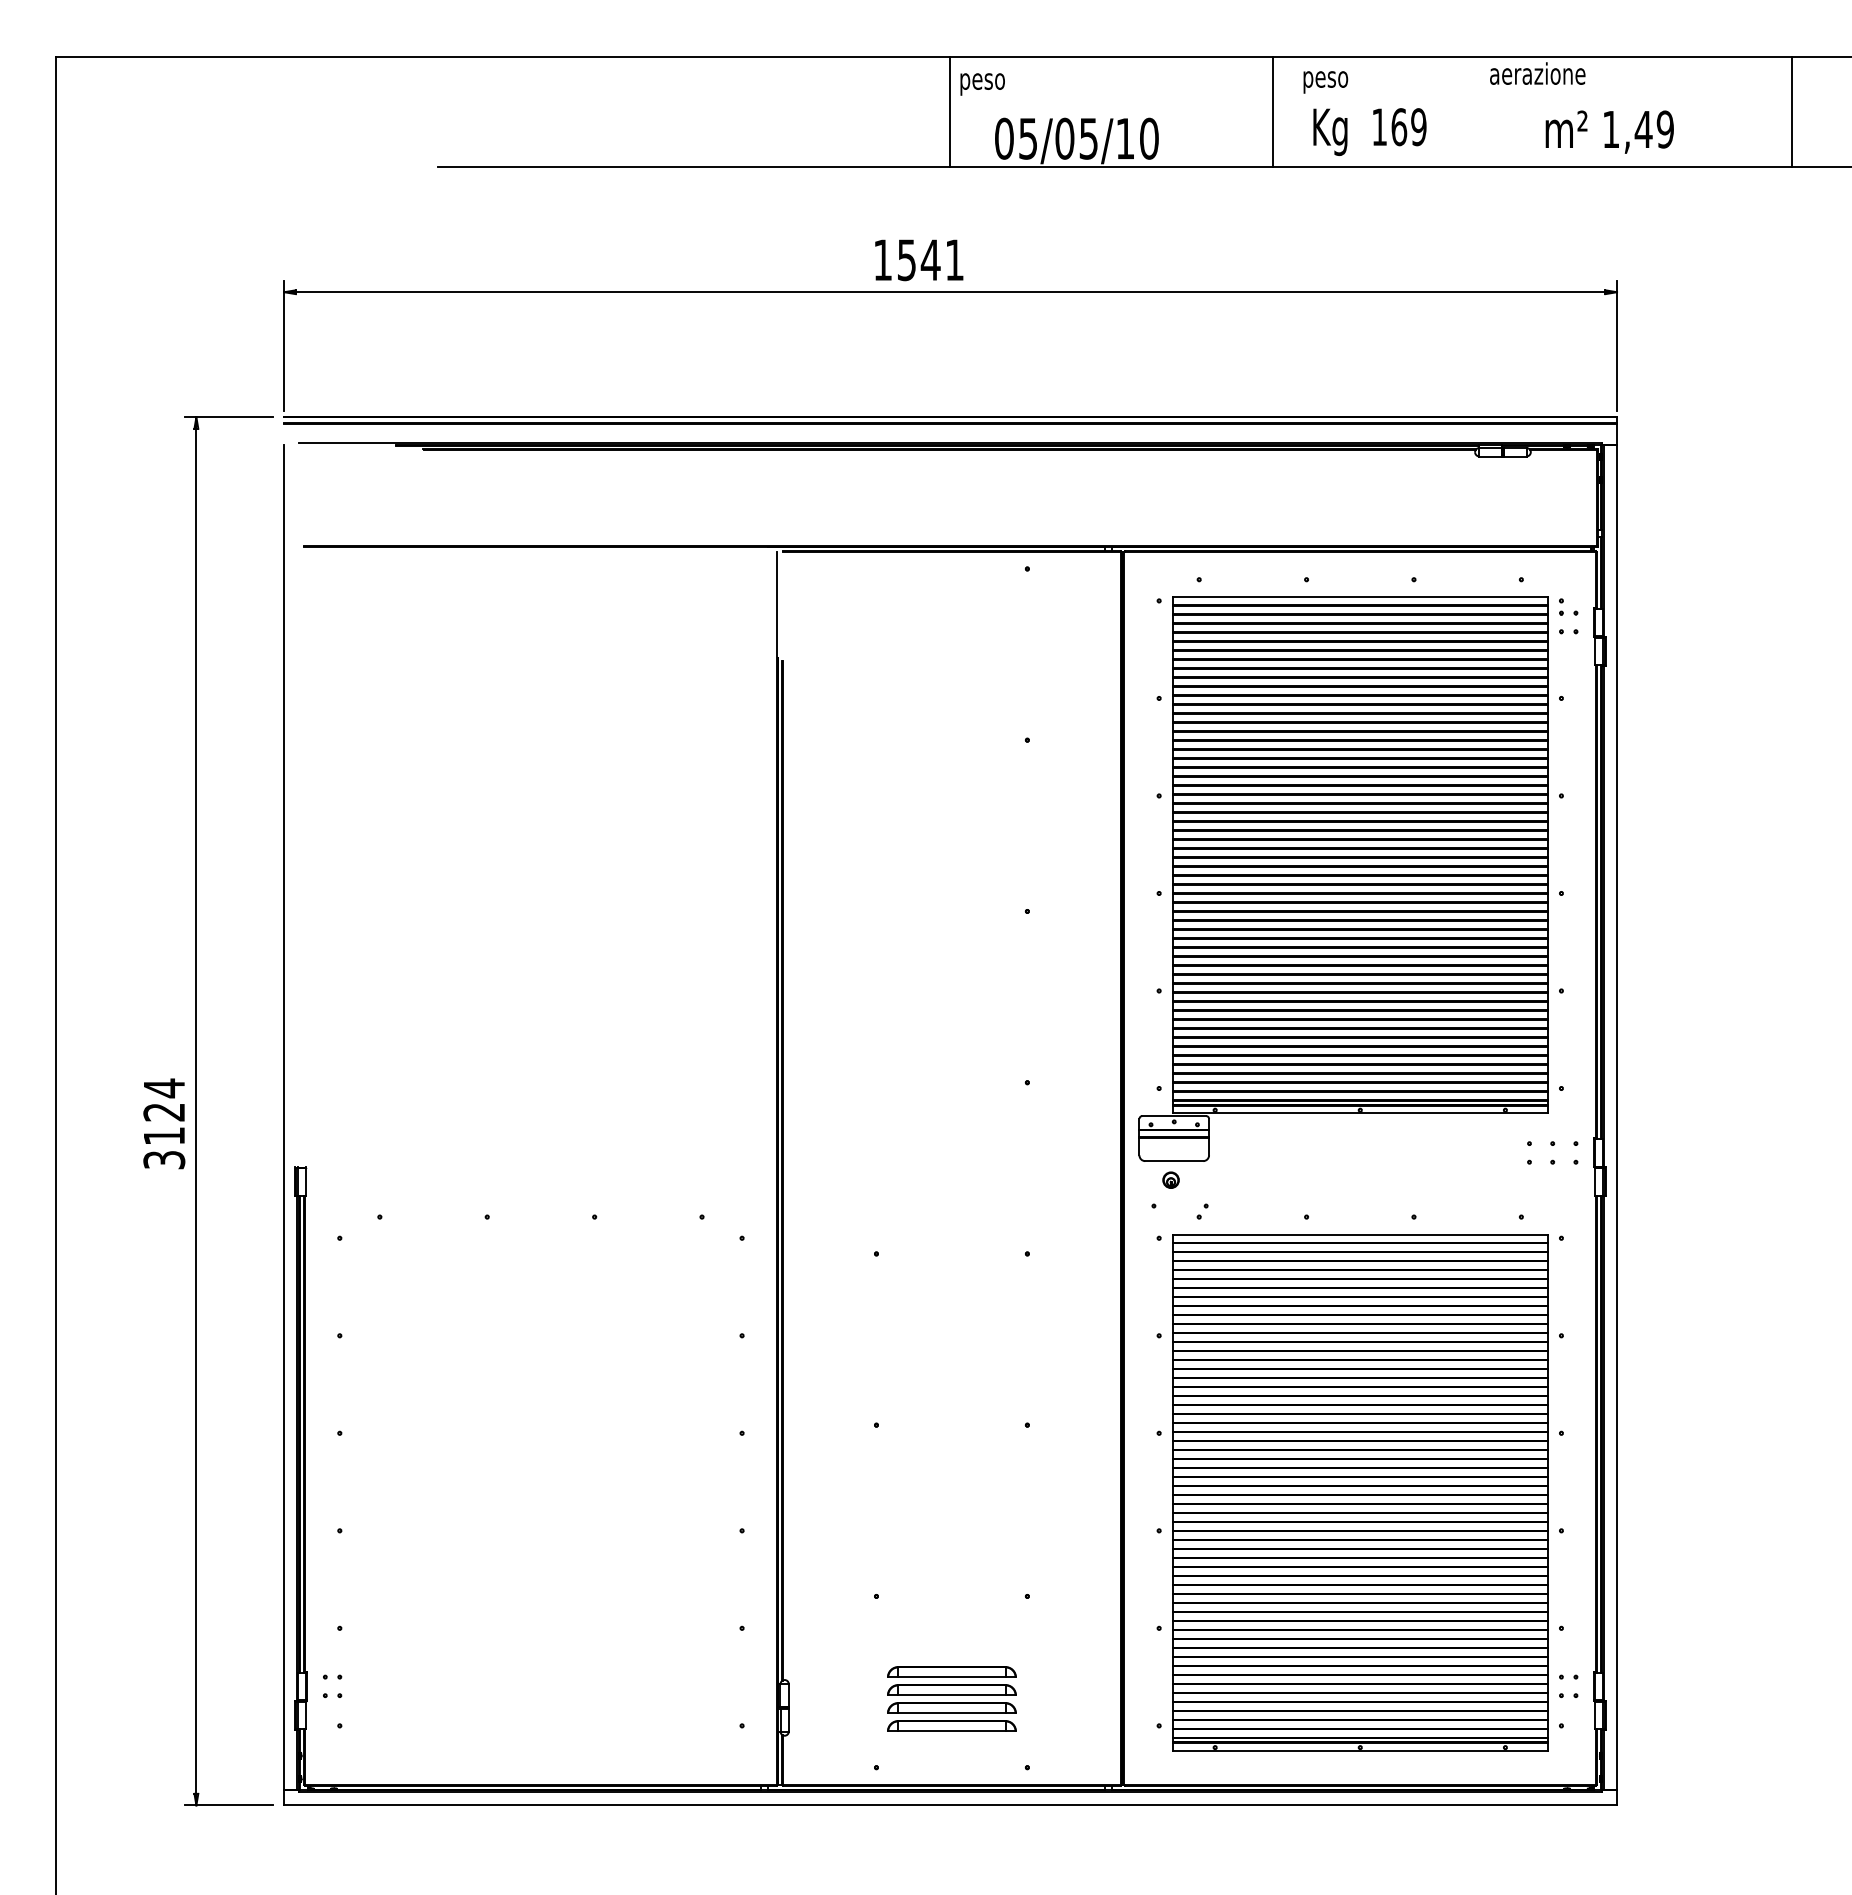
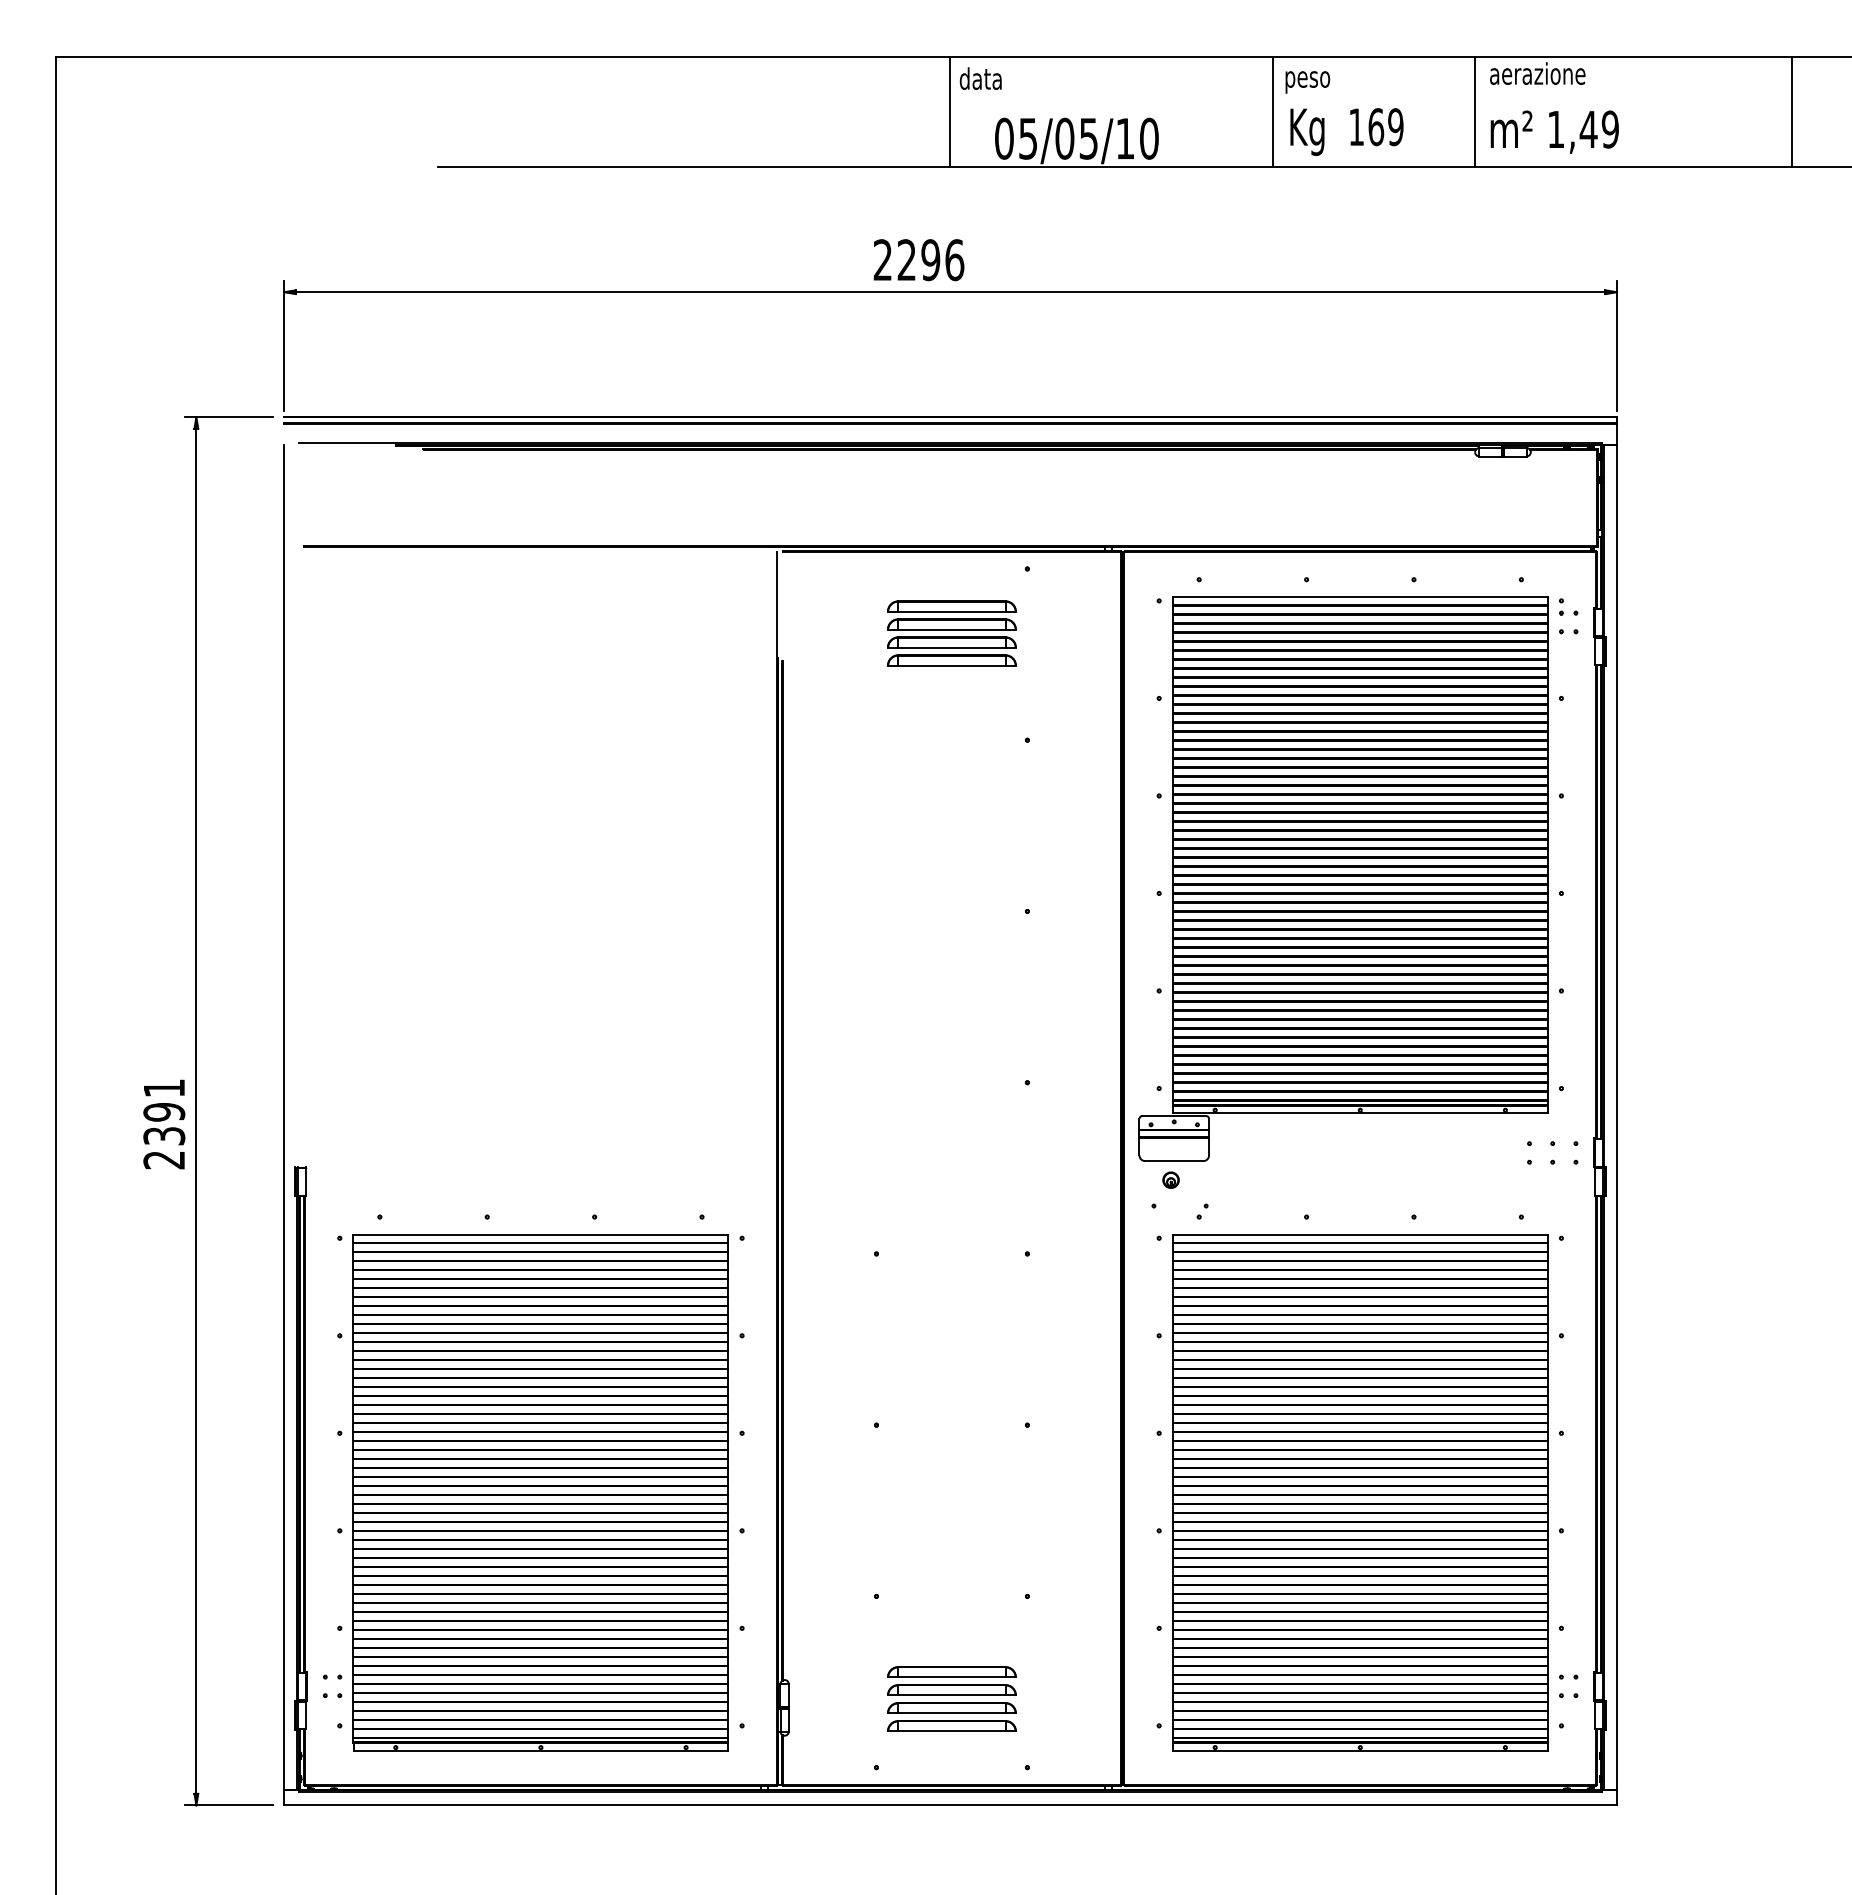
text: peso -> data (981, 81)
text position: (1325, 82) -> (1307, 82) (1307, 82)
line: none -> present (1474, 111)
text position: (1369, 131) -> (1346, 131) (1346, 131)
text position: (1609, 131) -> (1554, 131) (1554, 131)
text: 1541 -> 2296 (918, 260)
part: none -> present (951, 633)
text: 3124 -> 2391 (164, 1123)
part: none -> present (540, 1492)
